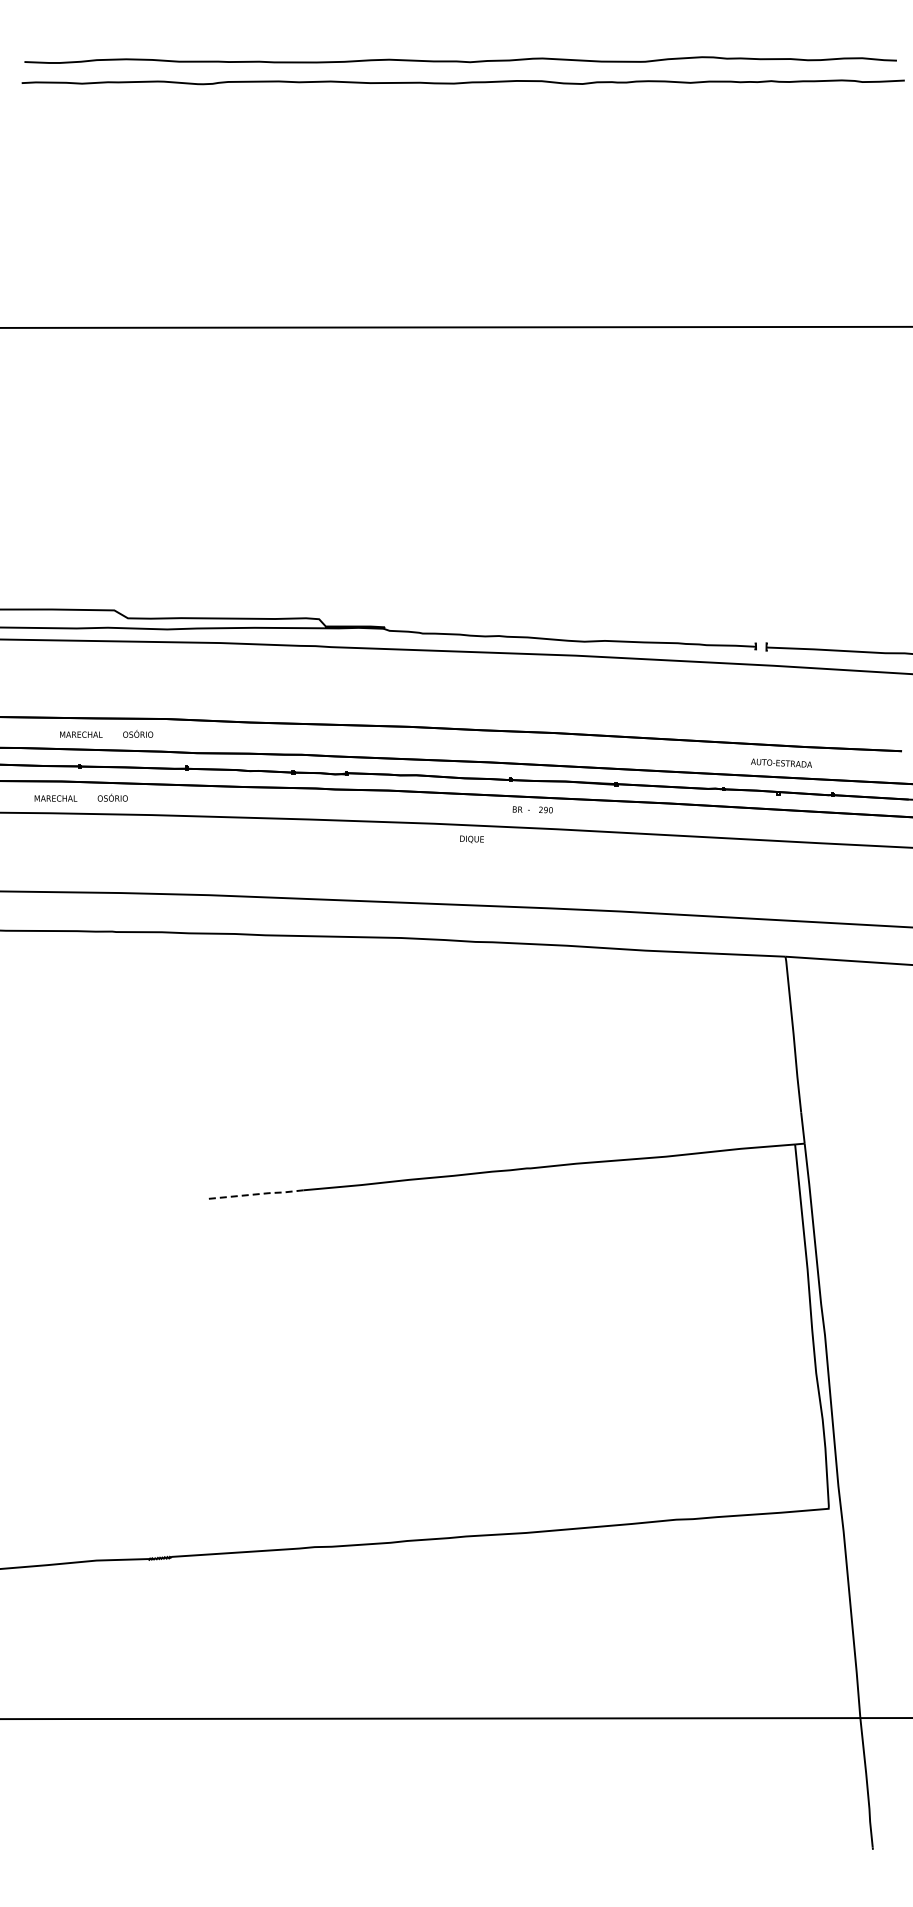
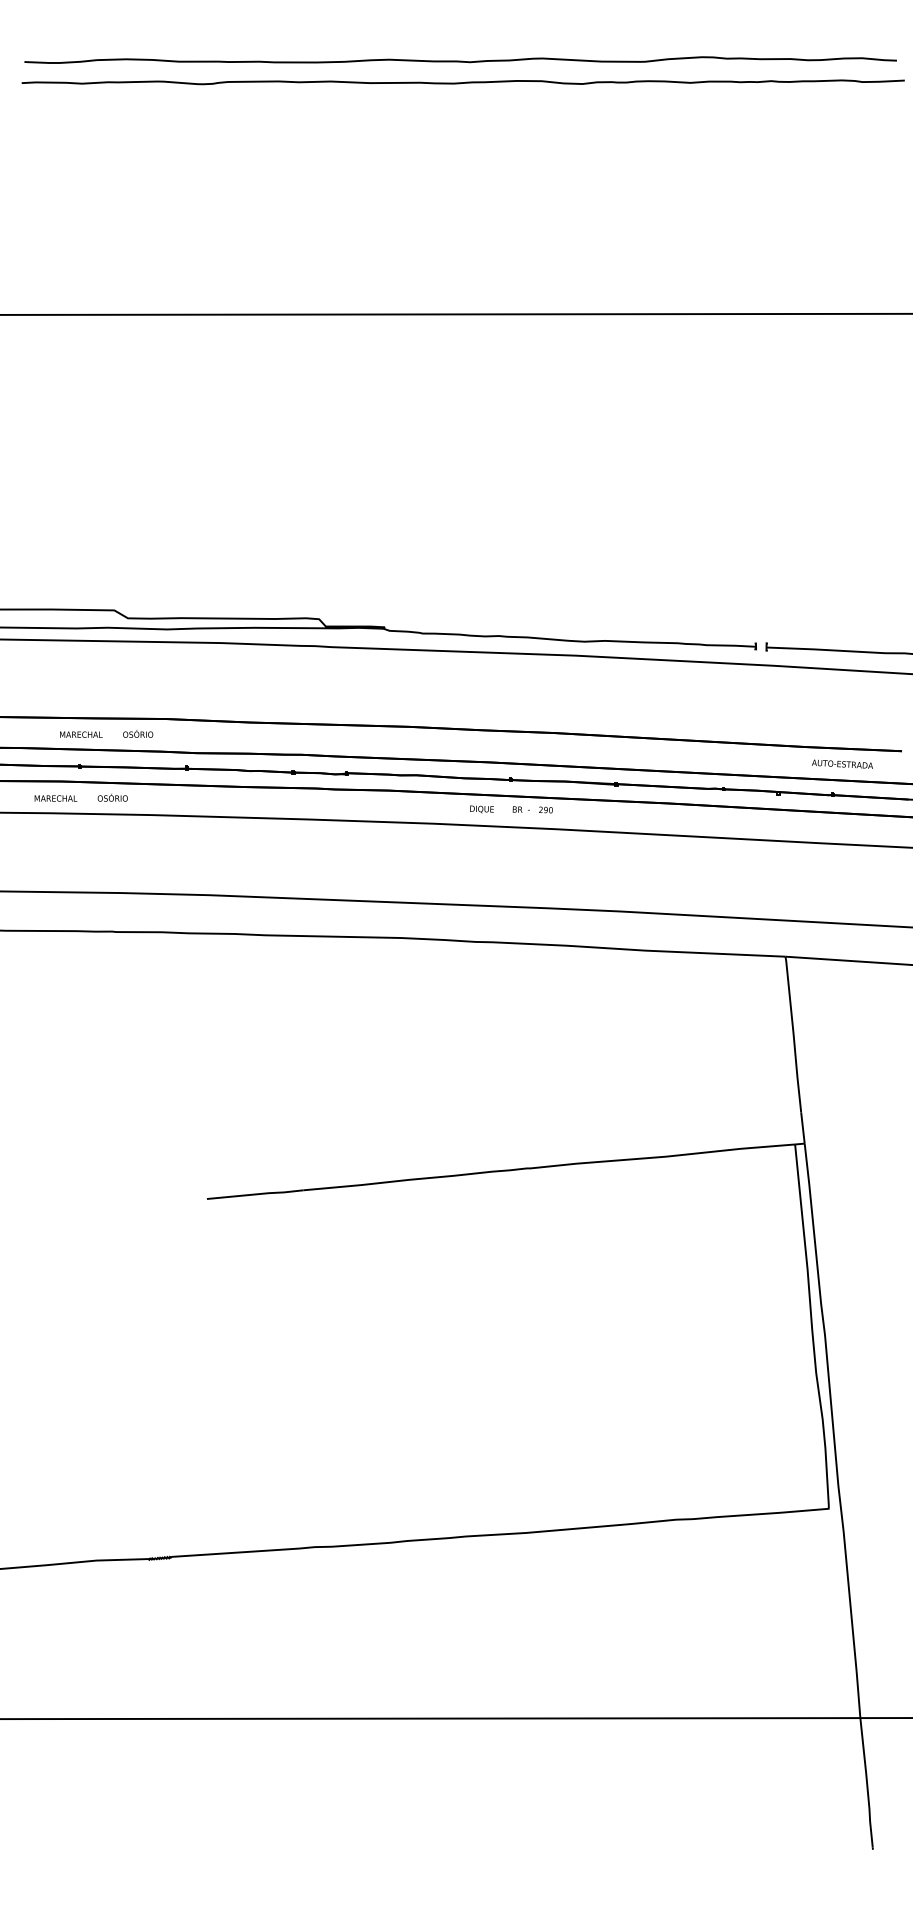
line position: (455, 326) -> (455, 313) (455, 313)
text position: (781, 762) -> (842, 763) (842, 763)
text position: (471, 839) -> (481, 809) (481, 809)
line: dashed -> solid (256, 1194)
